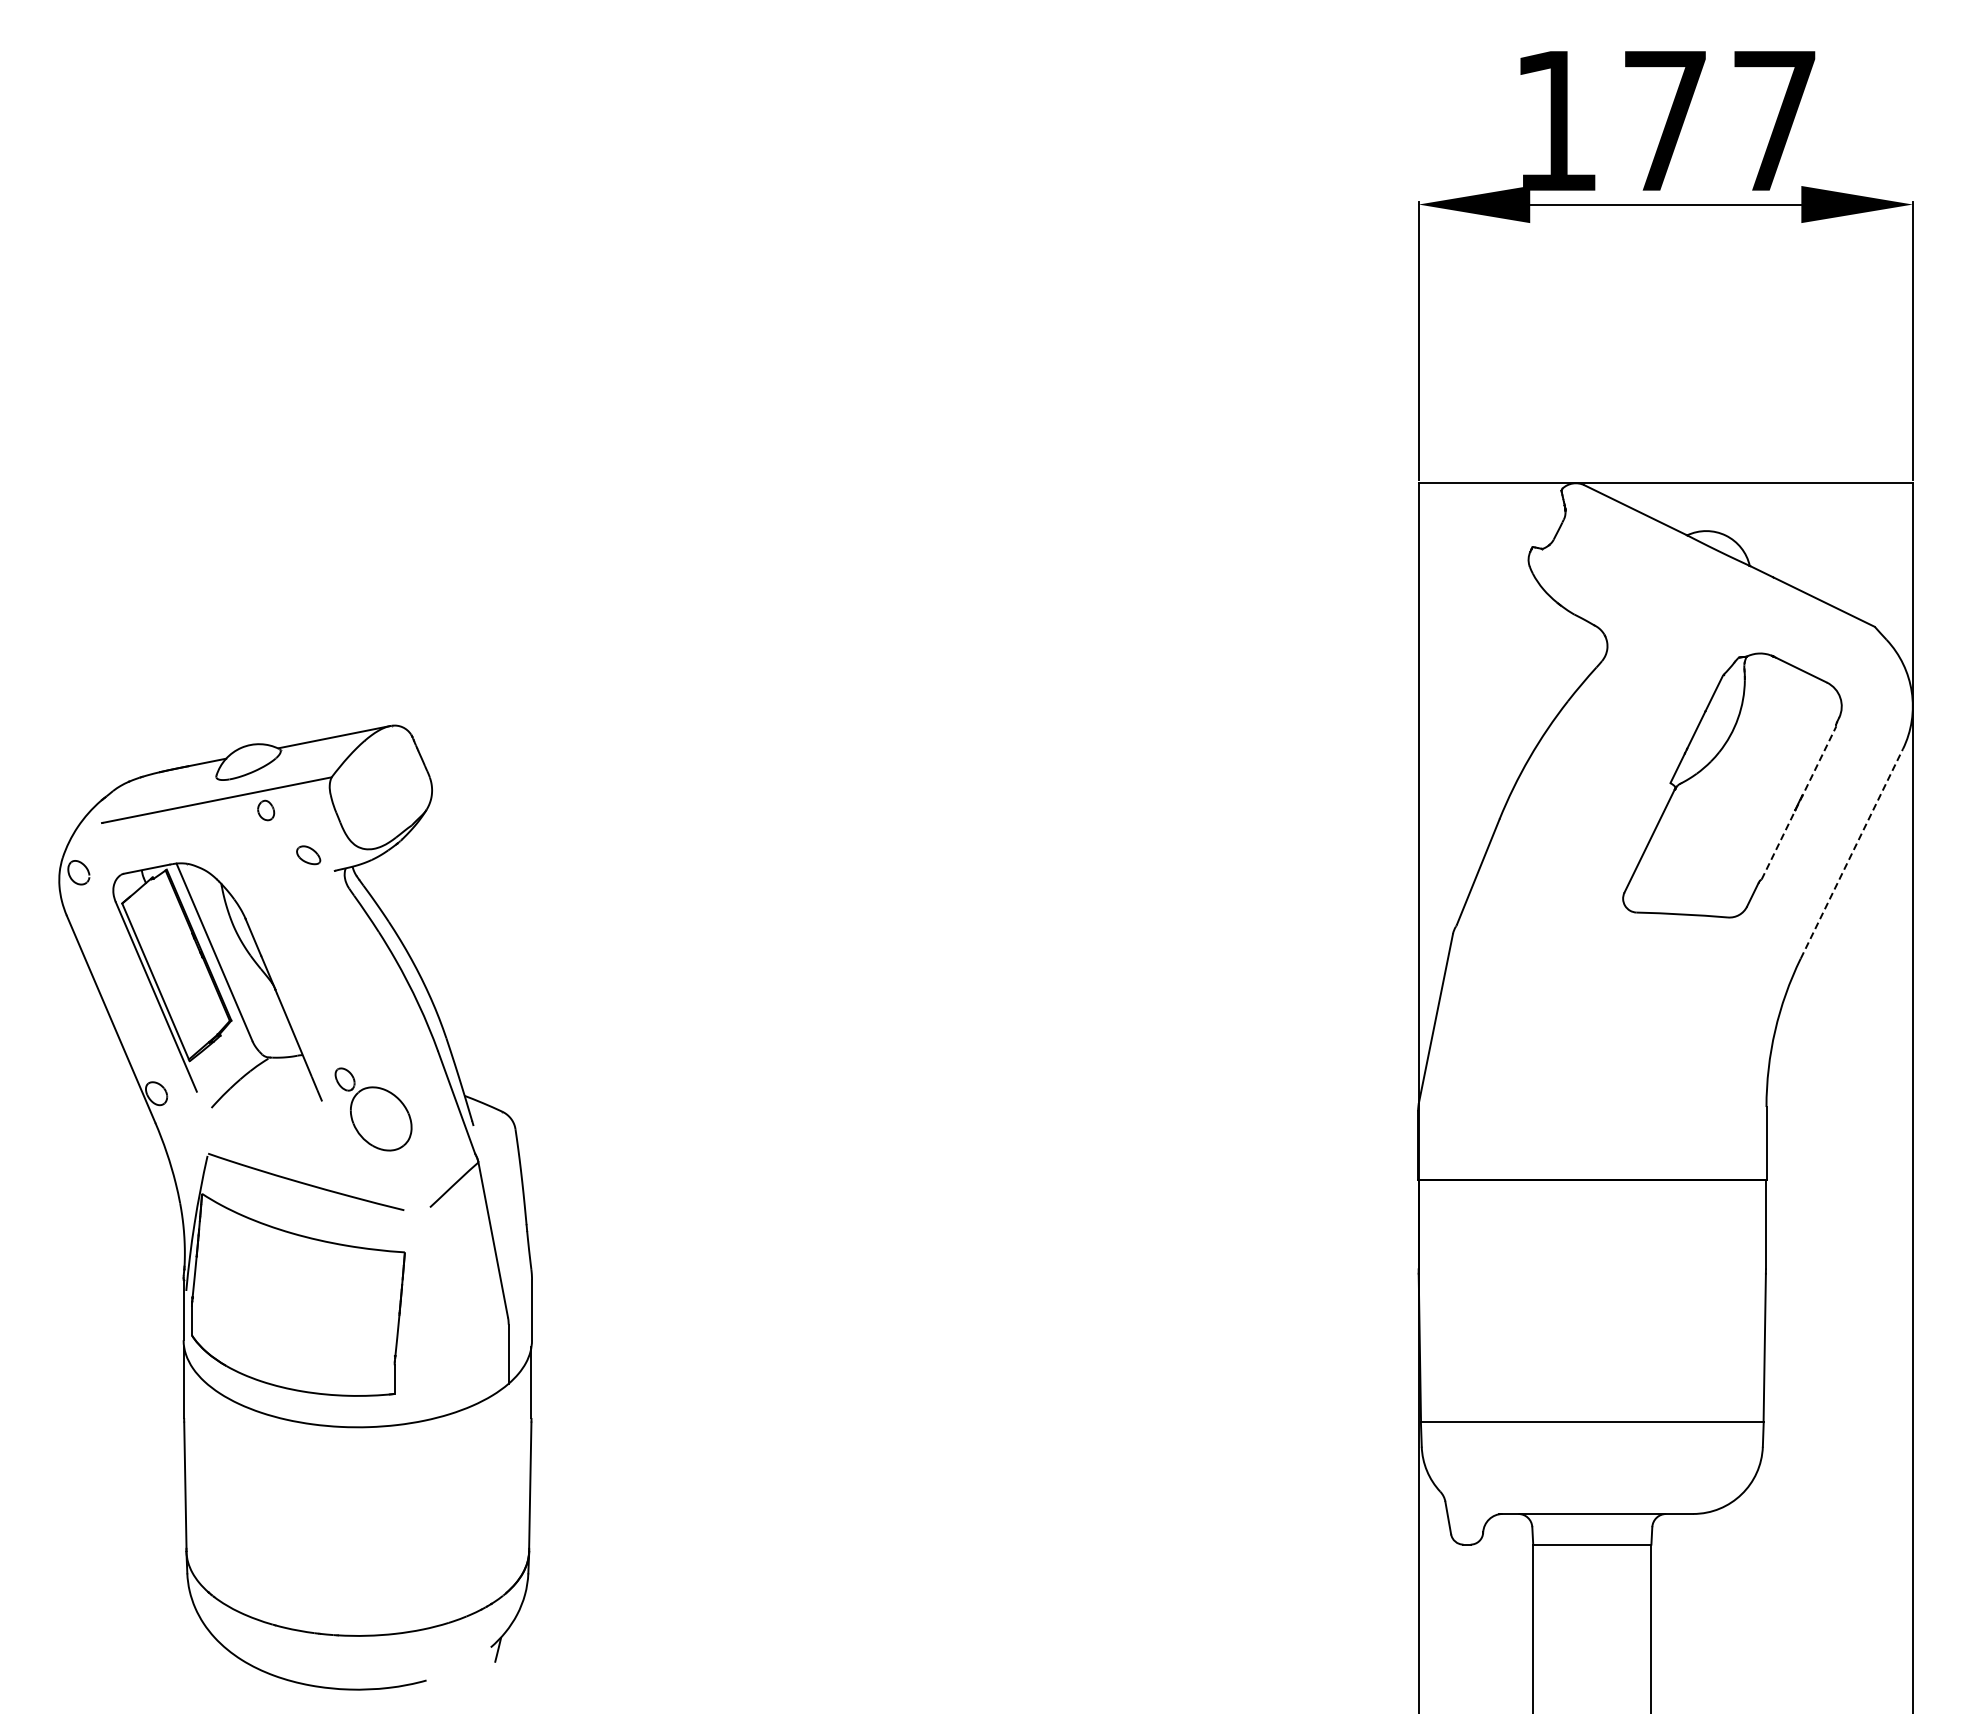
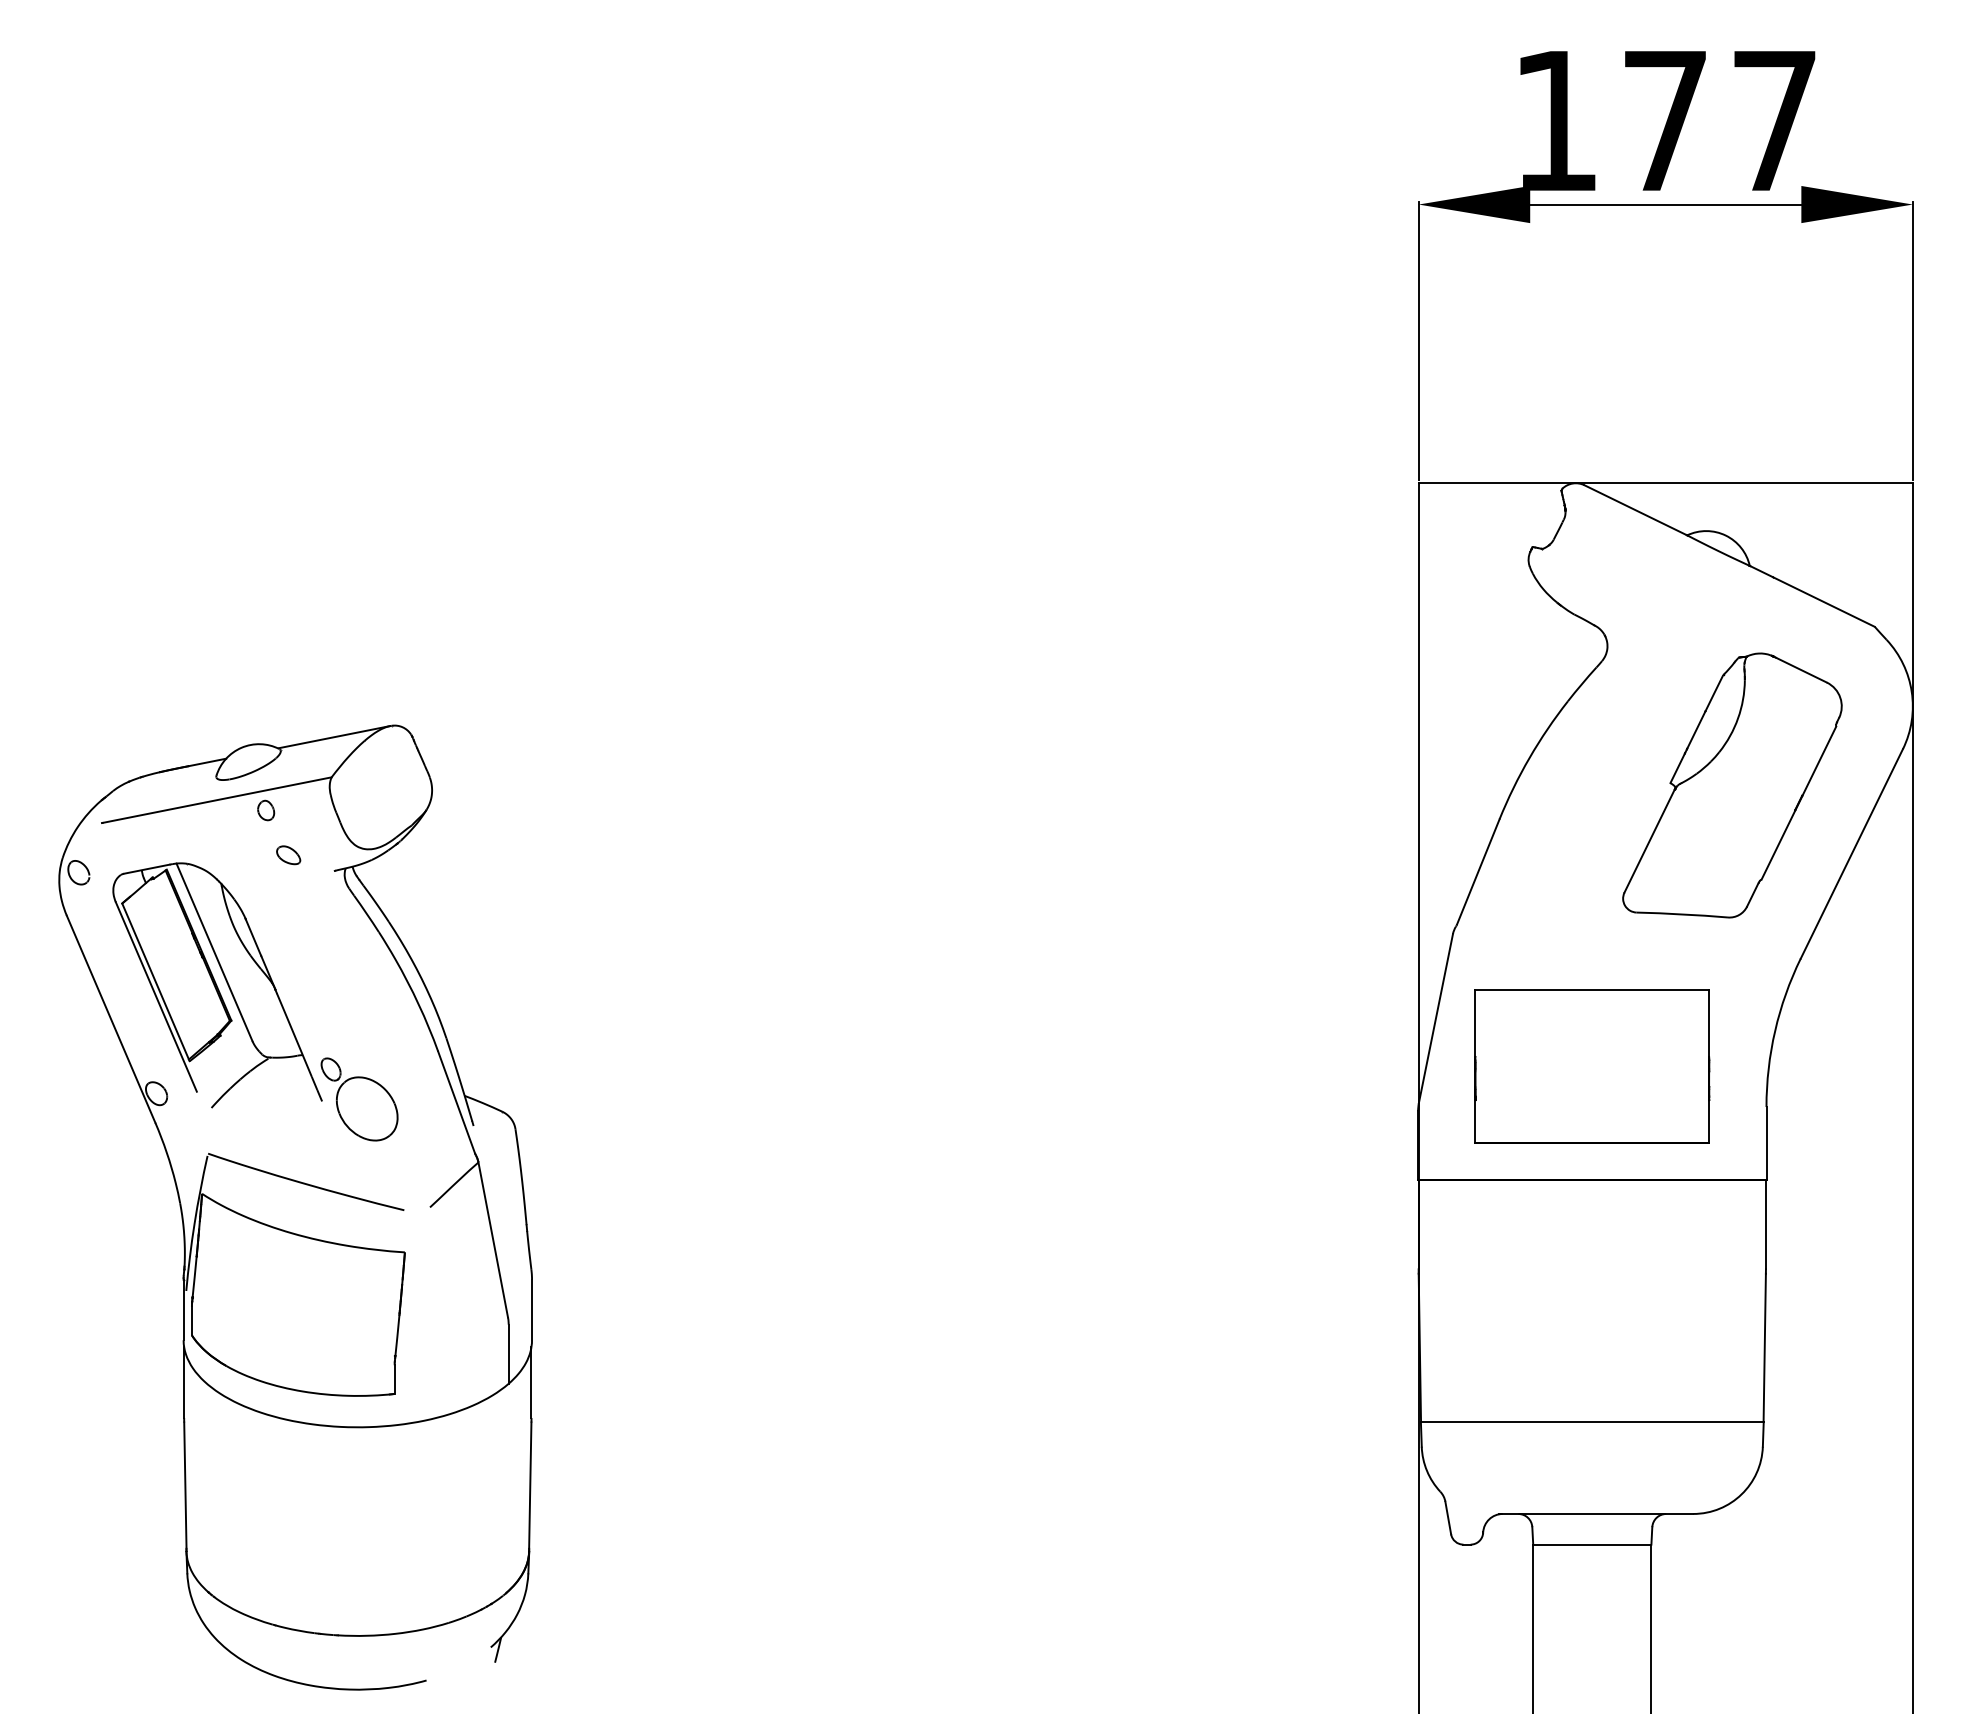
line: dashed -> solid (1799, 802)
line: dashed -> solid (1851, 853)
part position: (308, 855) -> (288, 855) (288, 855)
part: none -> present (1592, 1066)
part position: (373, 1109) -> (359, 1099) (359, 1099)
